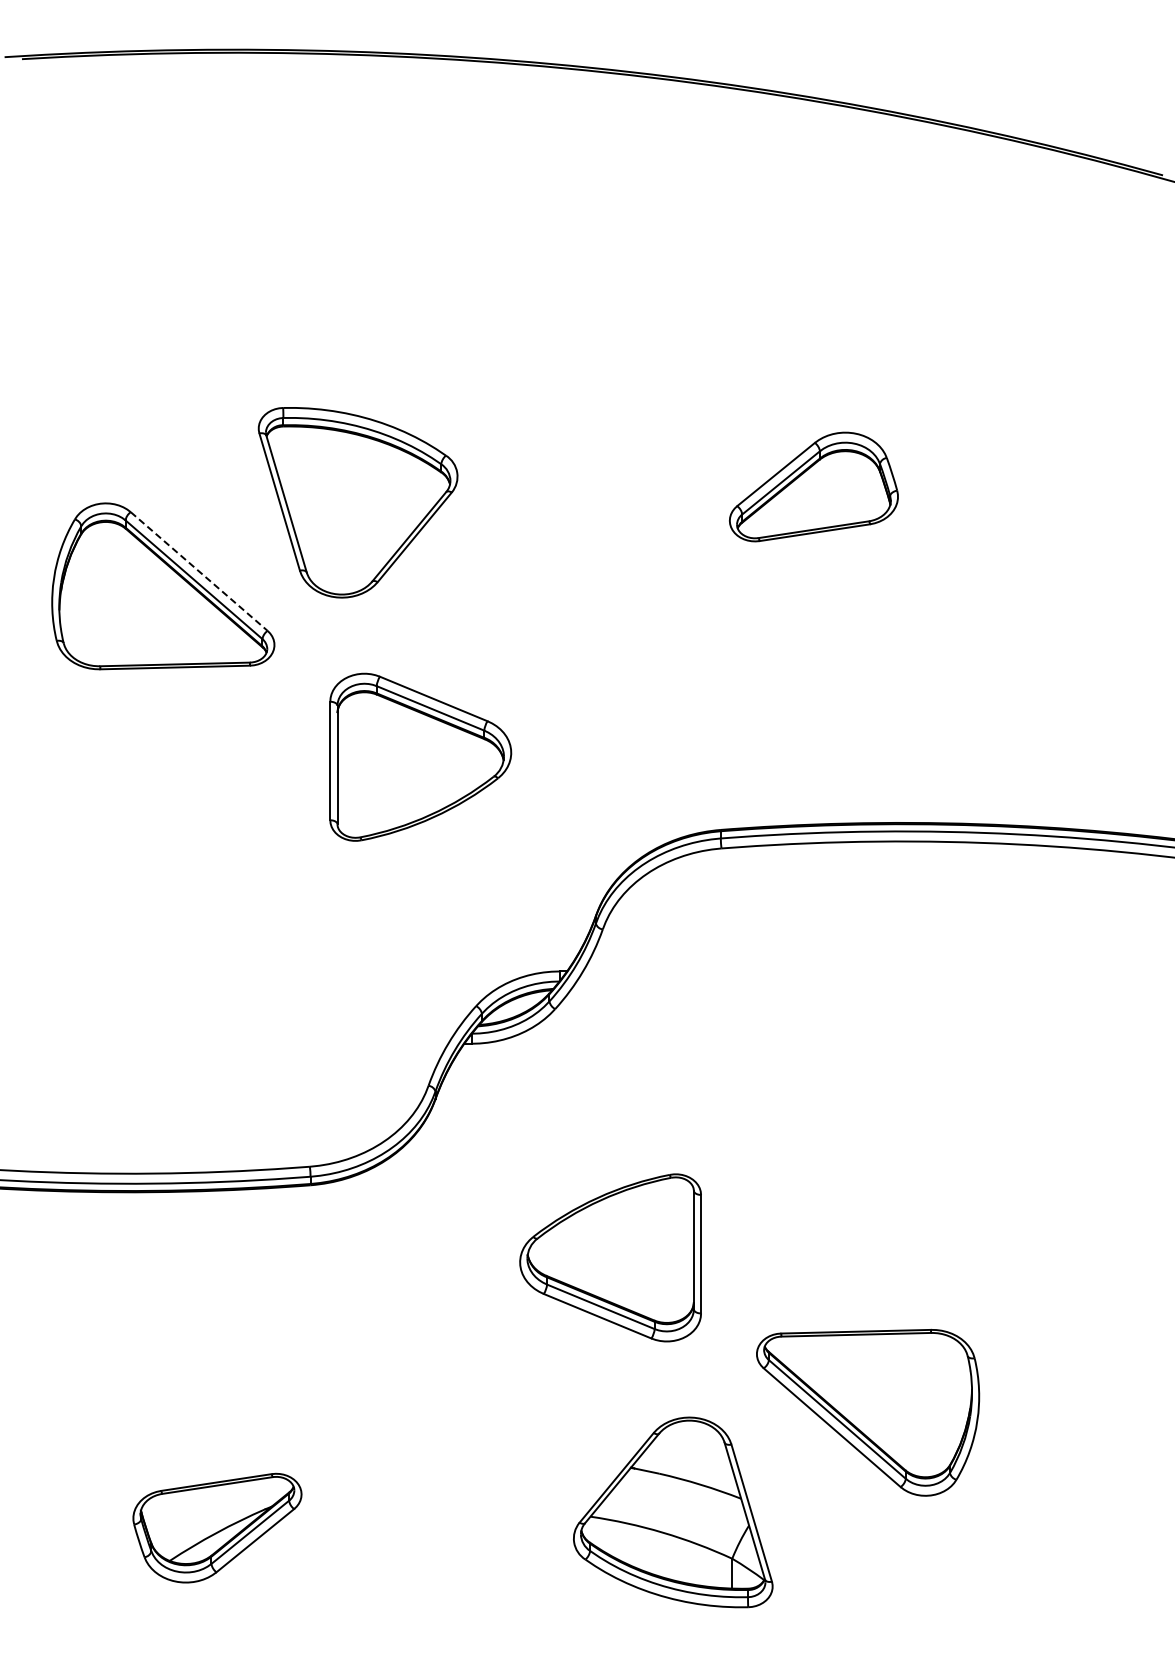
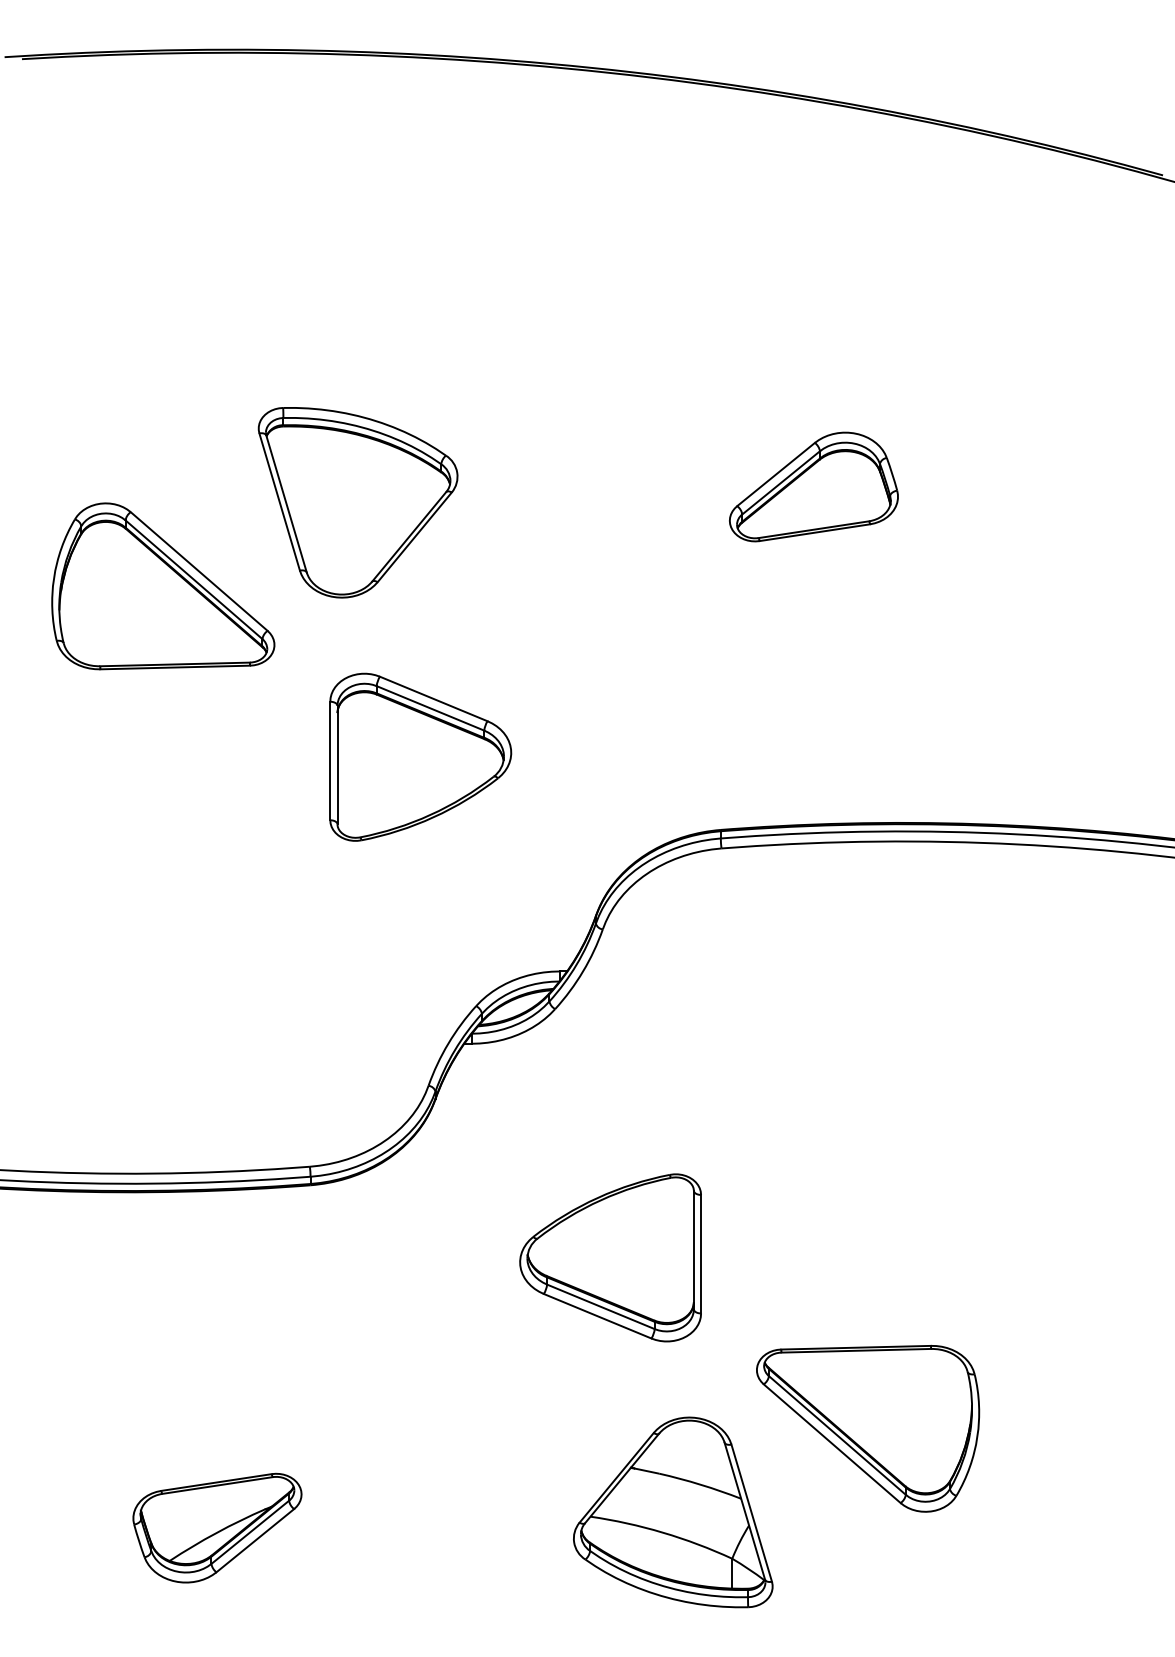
line: dashed -> solid (199, 571)
part position: (868, 1412) -> (868, 1428) (868, 1428)
